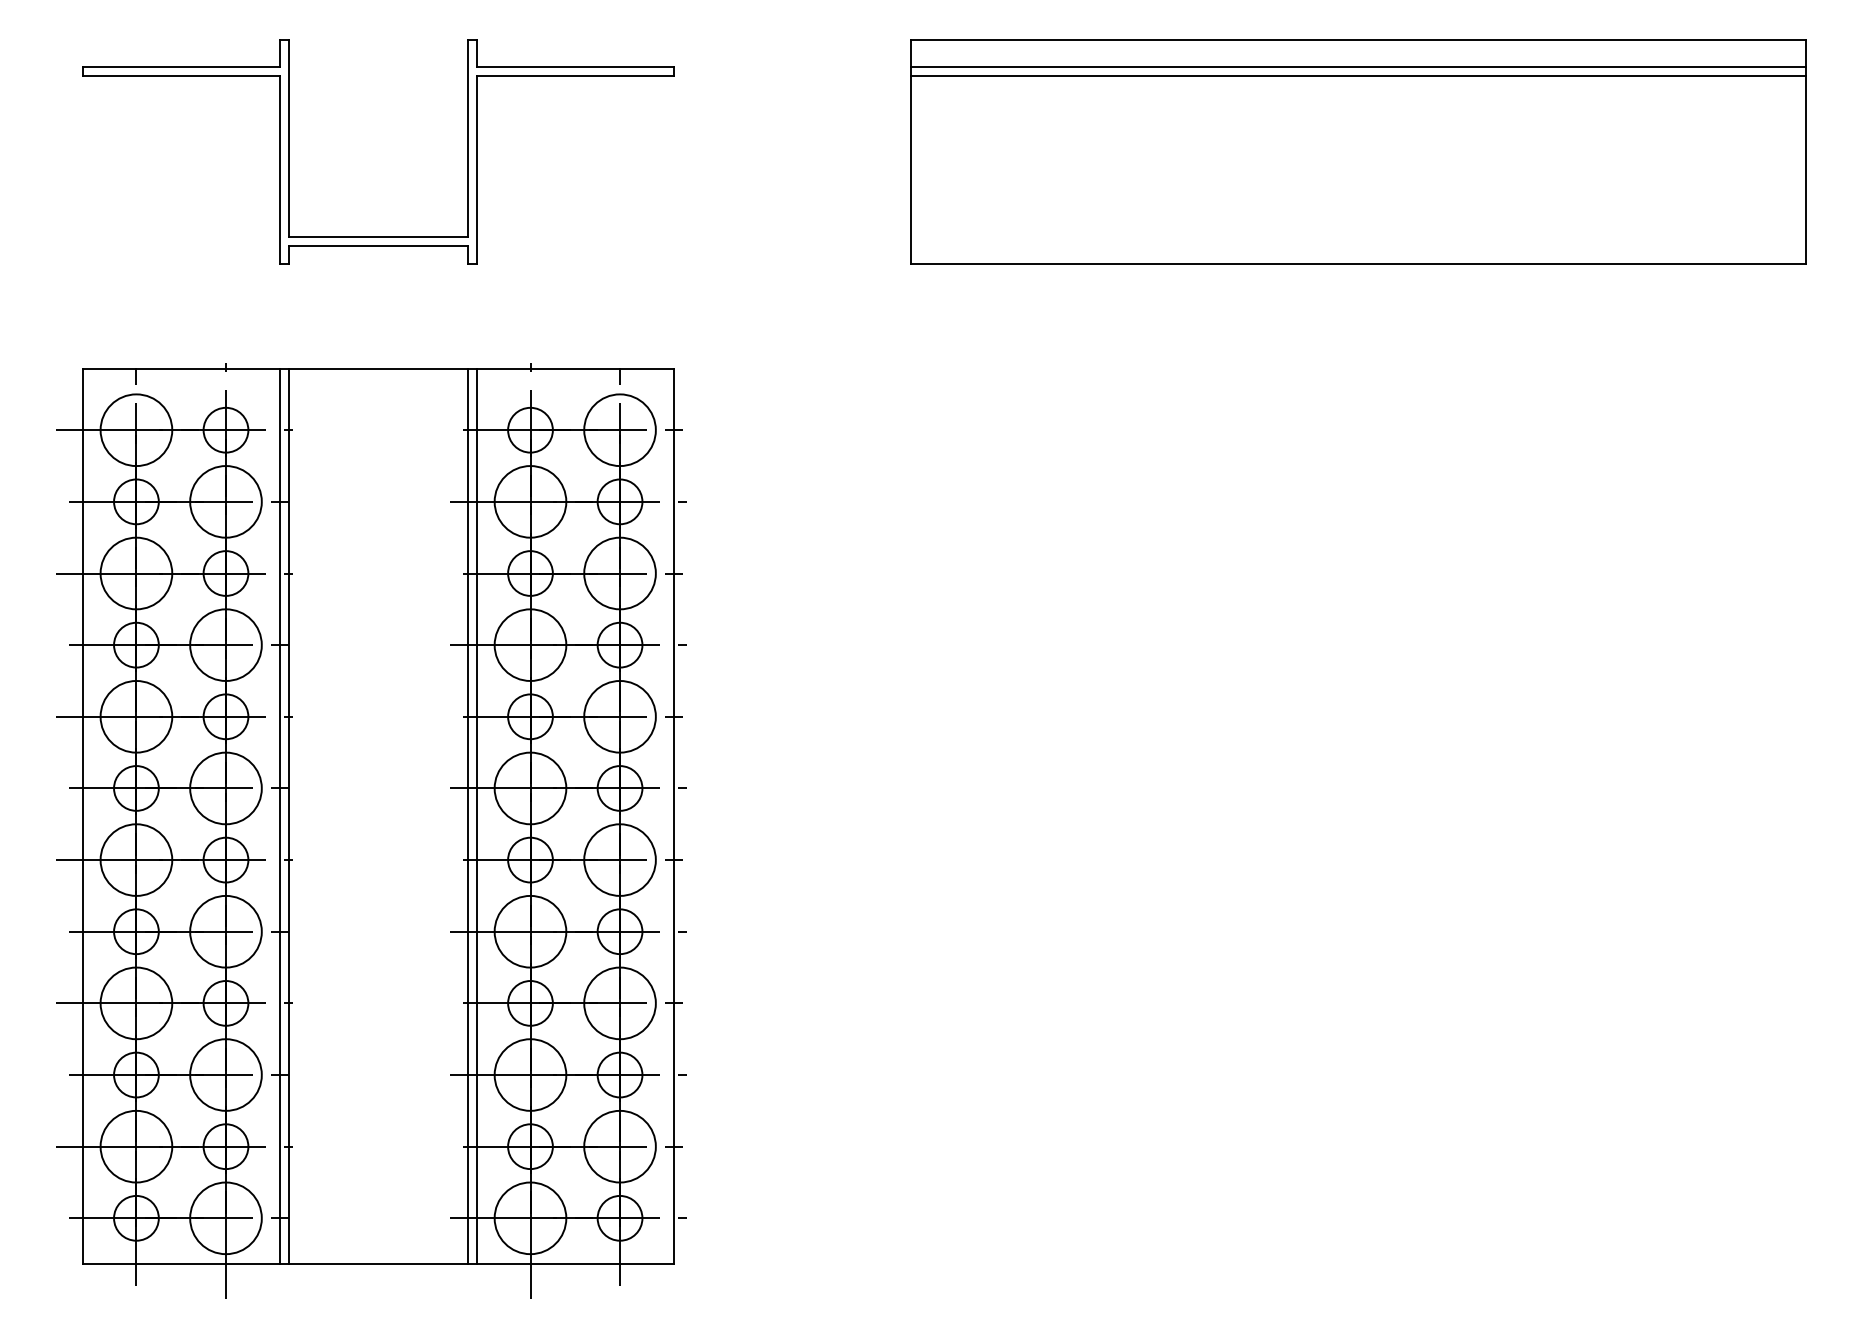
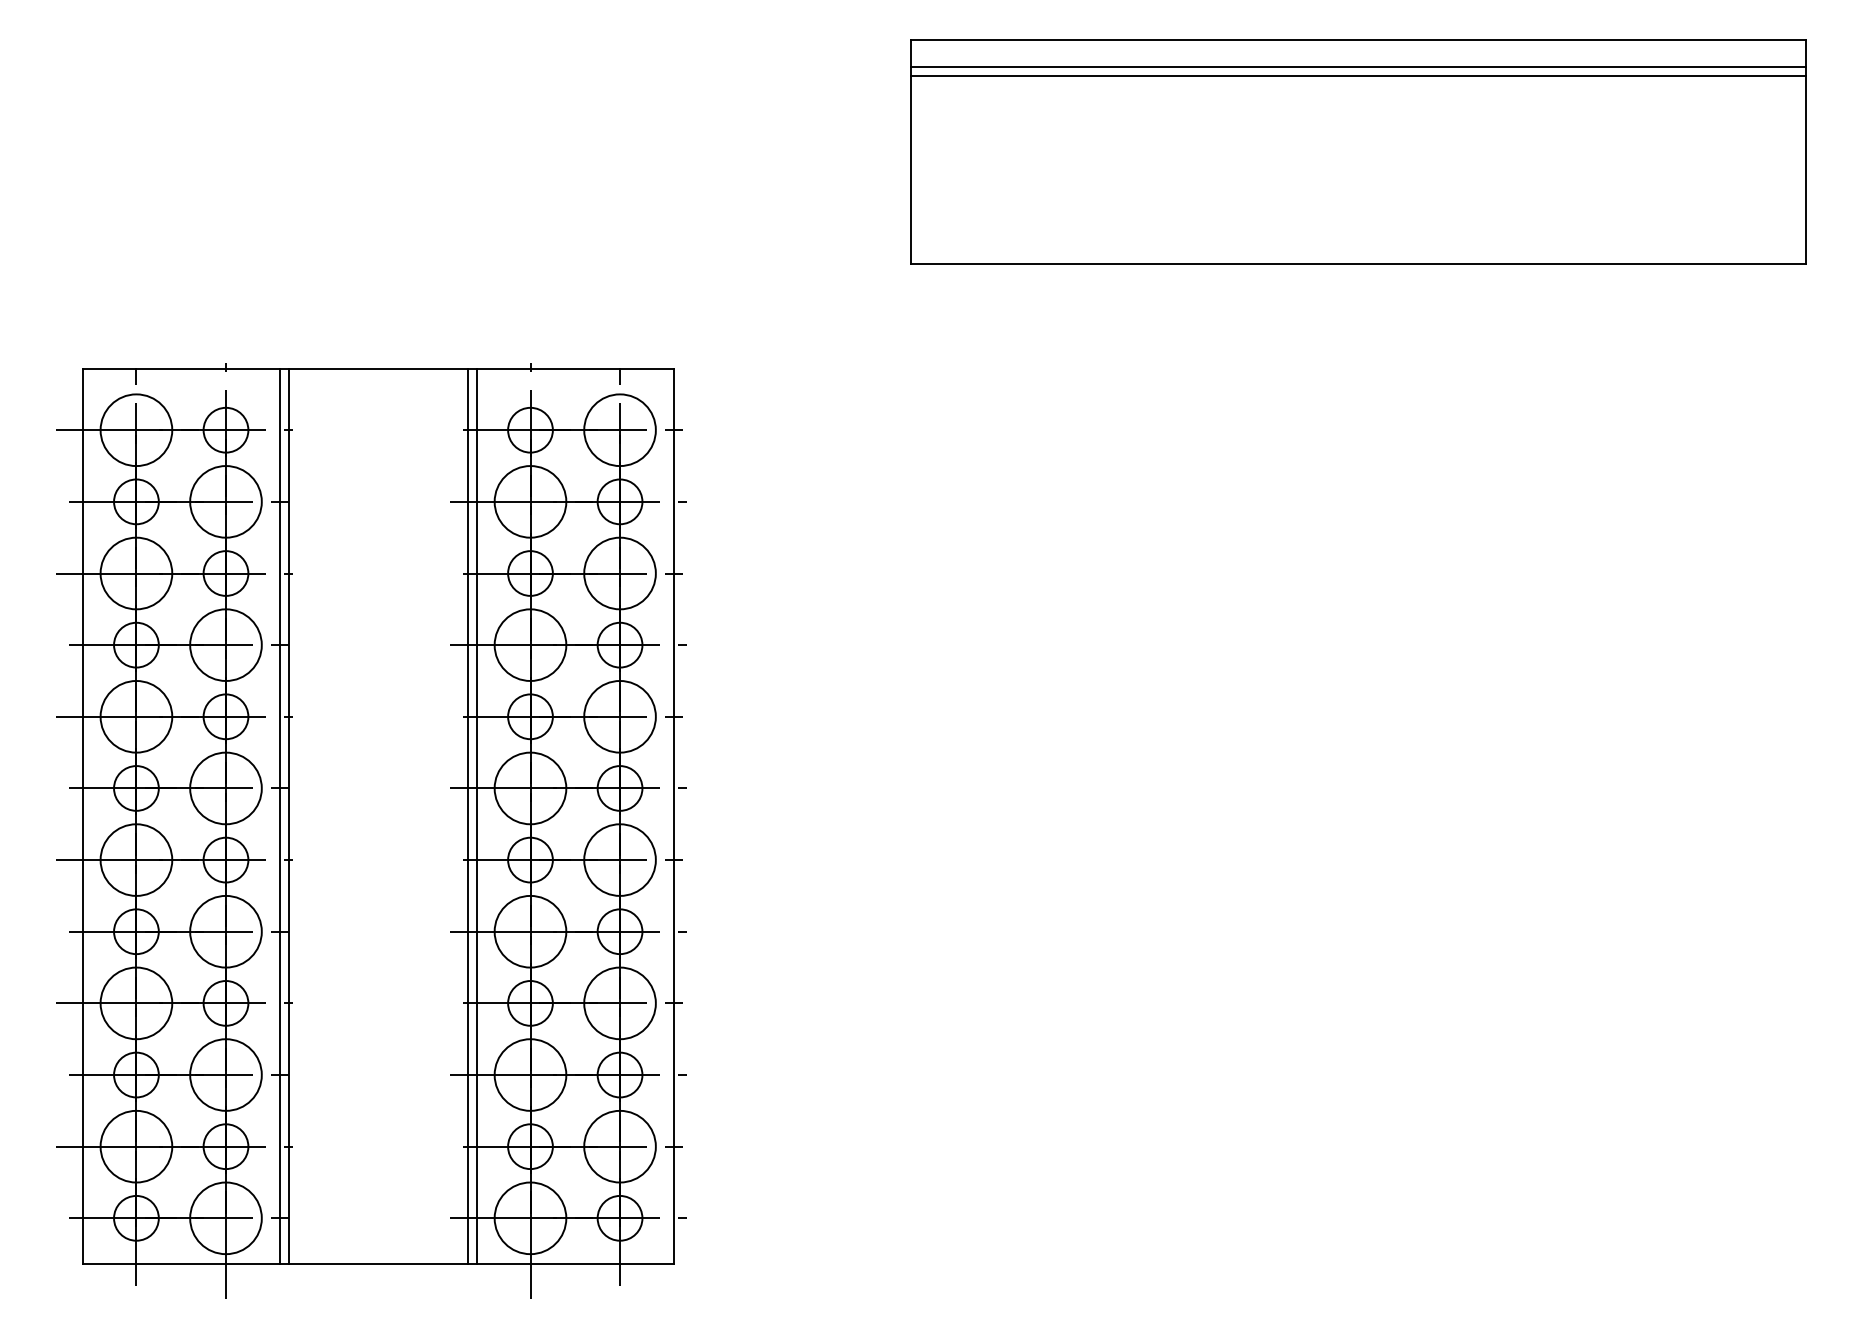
part: present -> none (378, 236)
